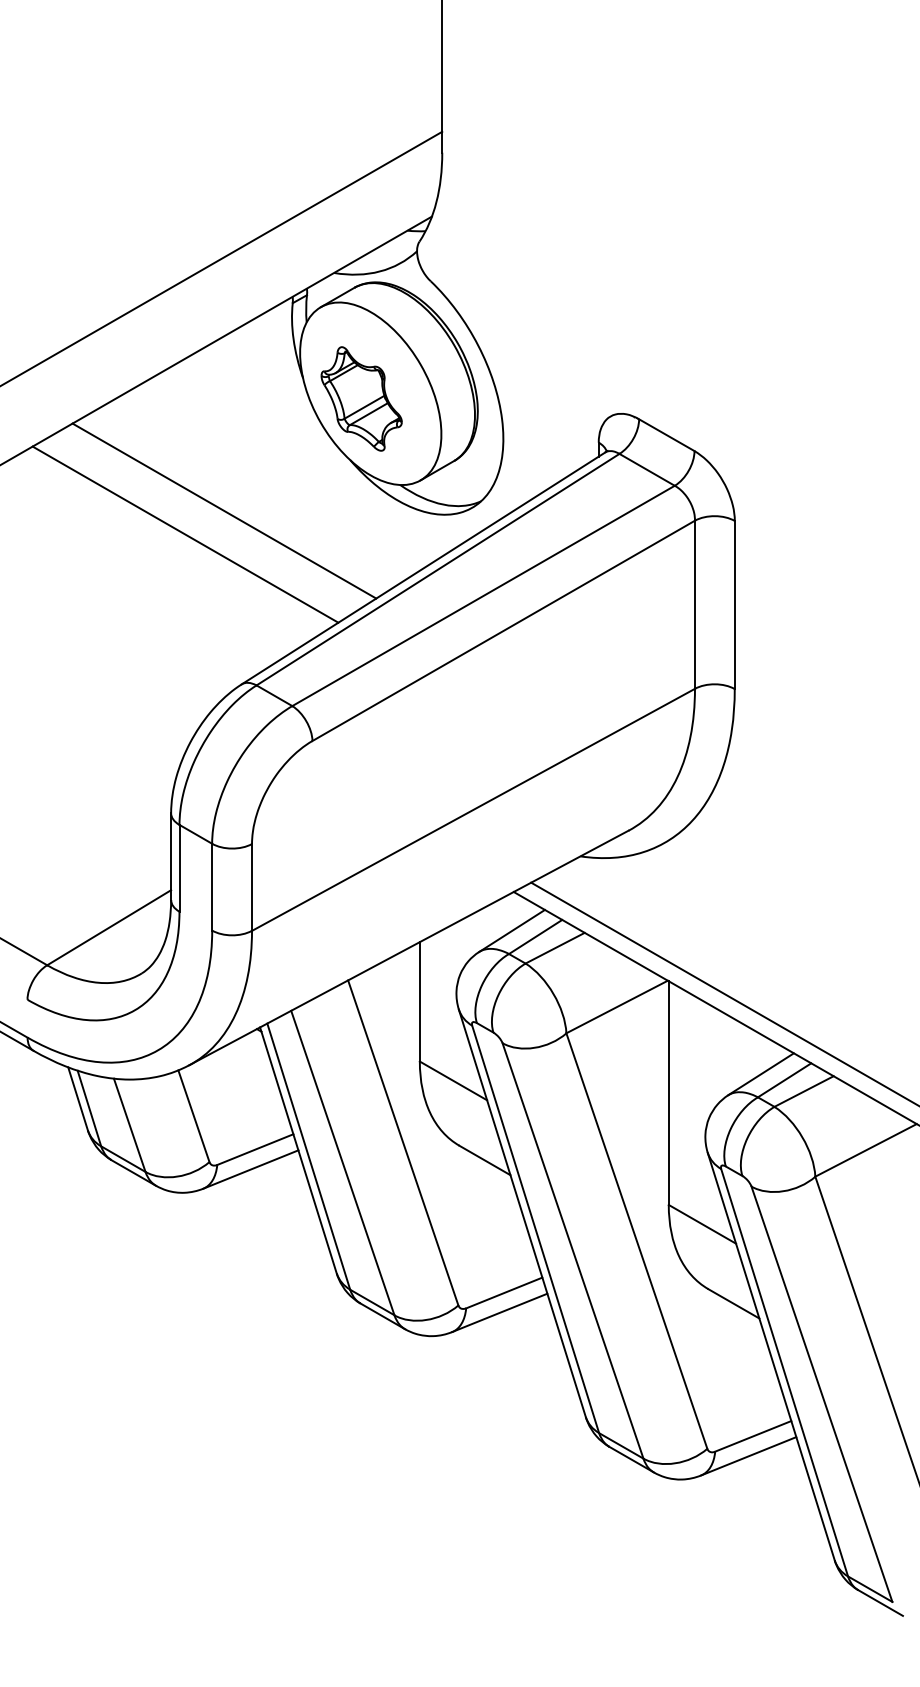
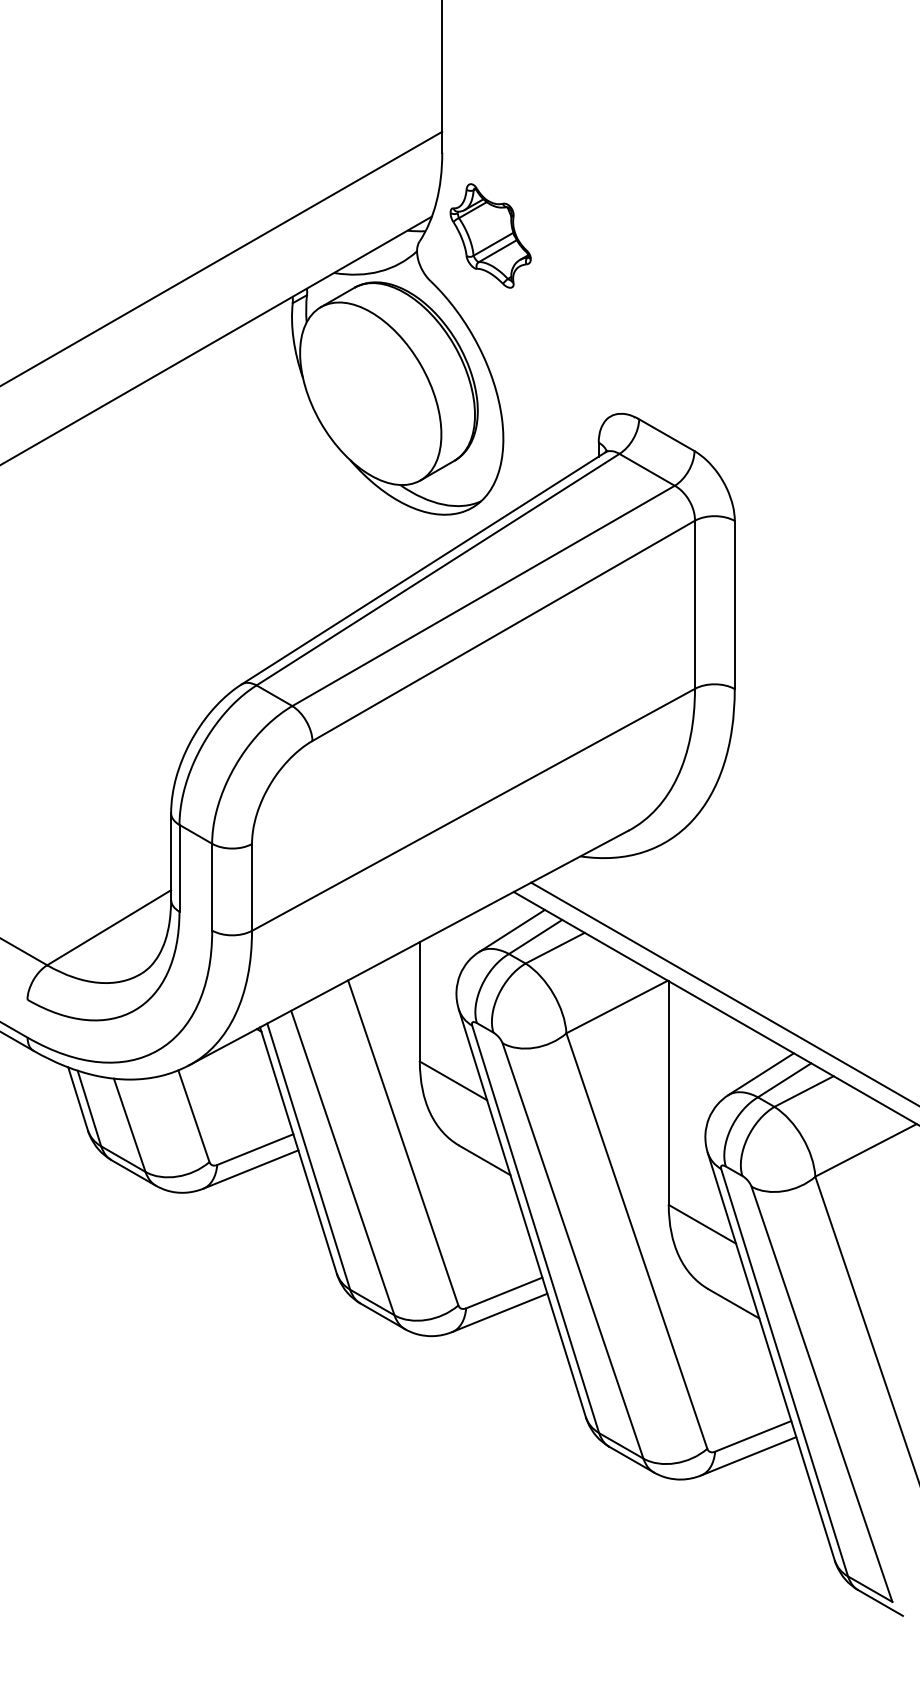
part position: (361, 398) -> (490, 235) (490, 235)
line: present -> none (224, 510)
line: present -> none (185, 534)
